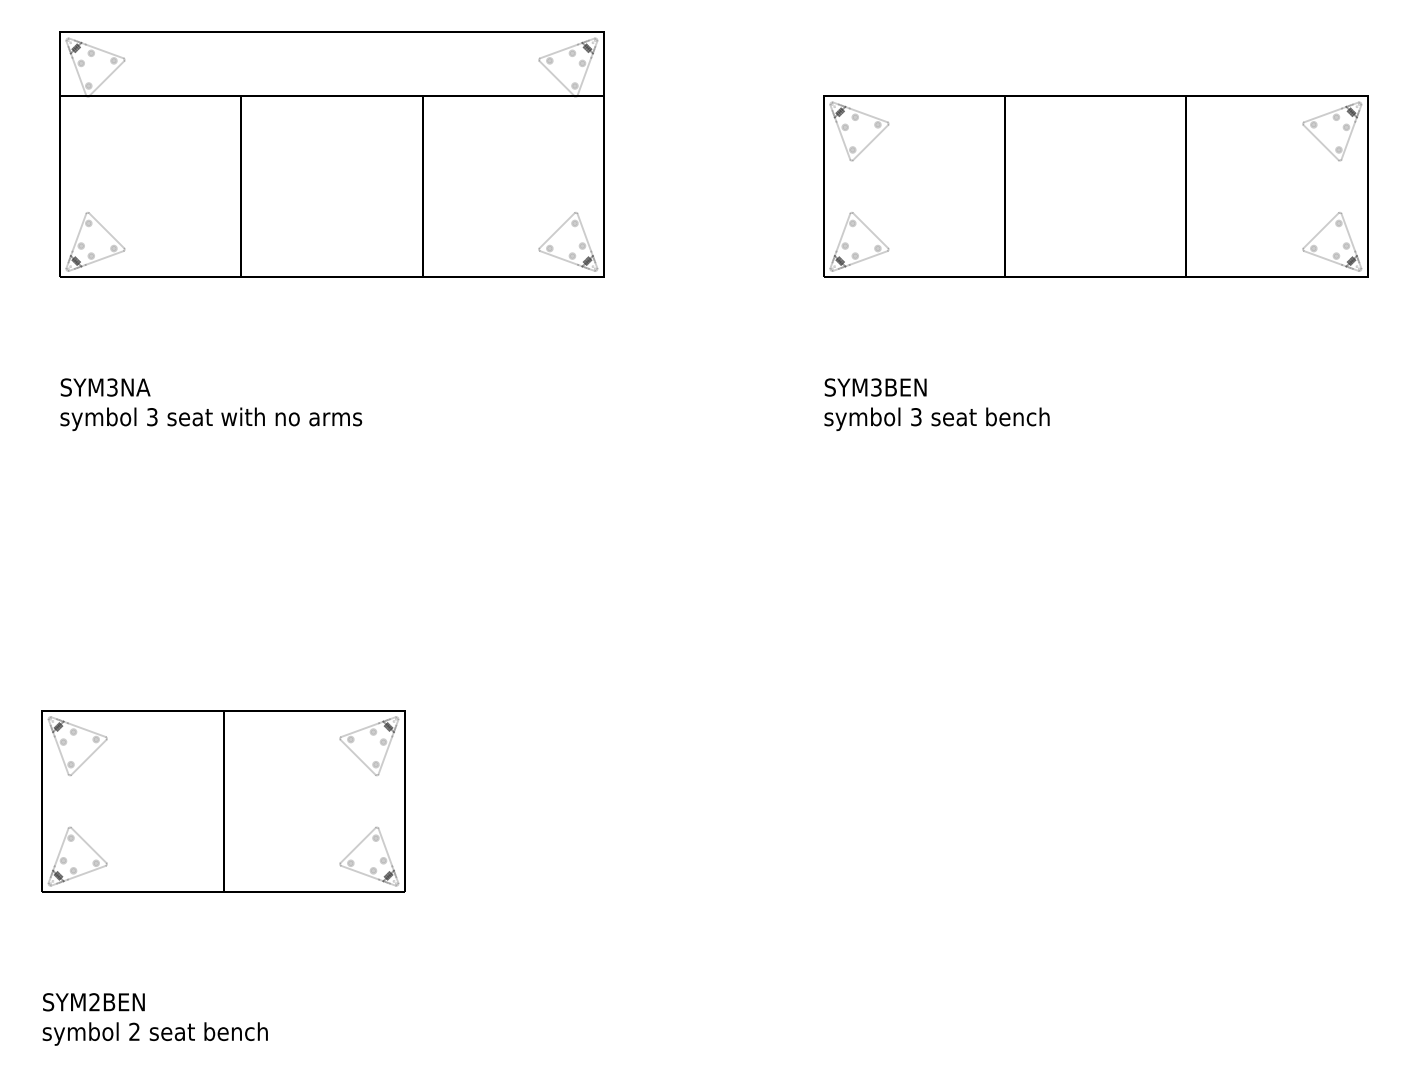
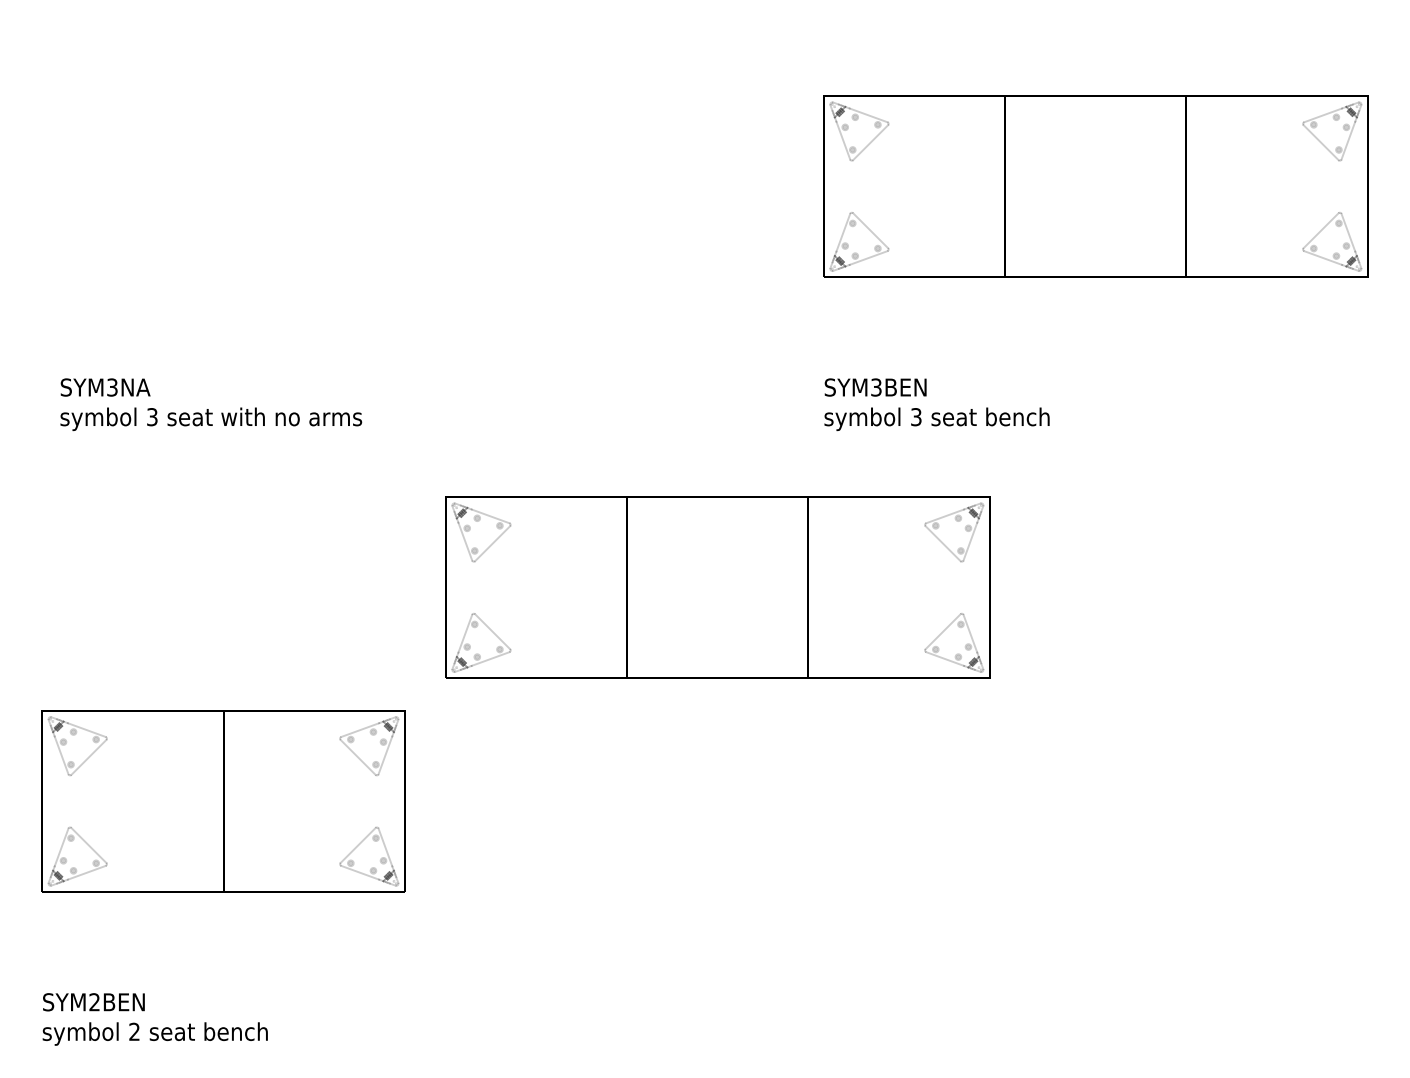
part: present -> none (331, 154)
part: none -> present (717, 587)
